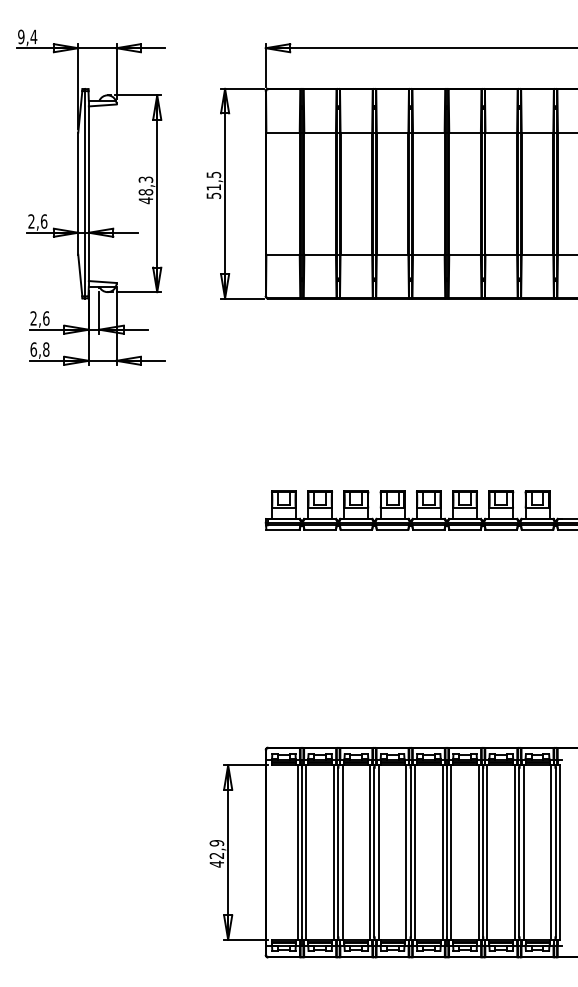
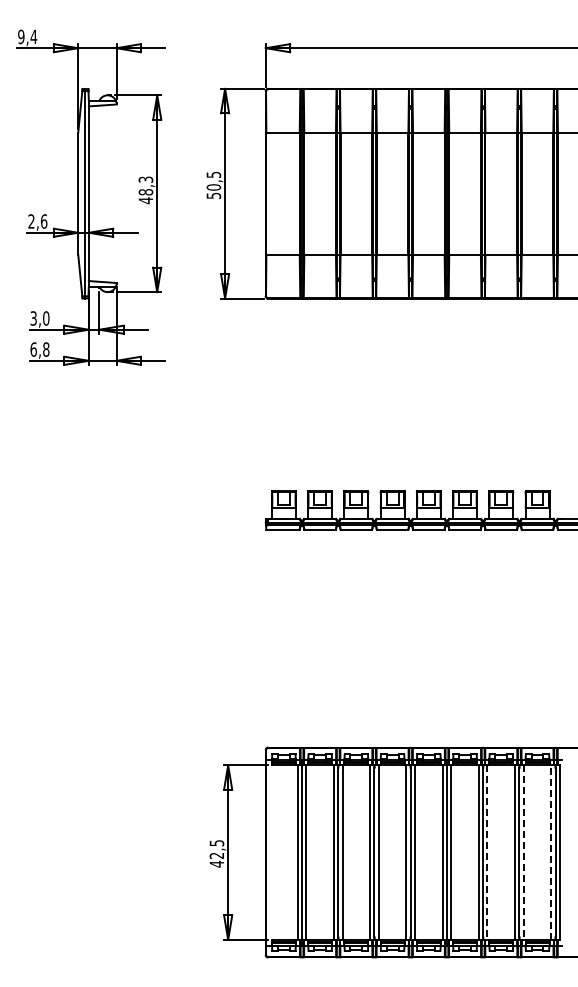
text: 51,5 -> 50,5 (213, 187)
text: 2,6 -> 3,0 (39, 318)
text: 42,9 -> 42,5 (216, 843)
line: solid -> dashed (551, 852)
line: solid -> dashed (487, 853)
line: solid -> dashed (523, 853)
